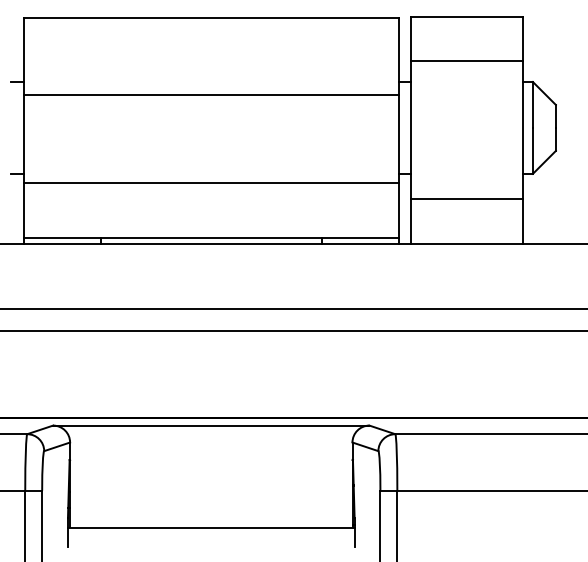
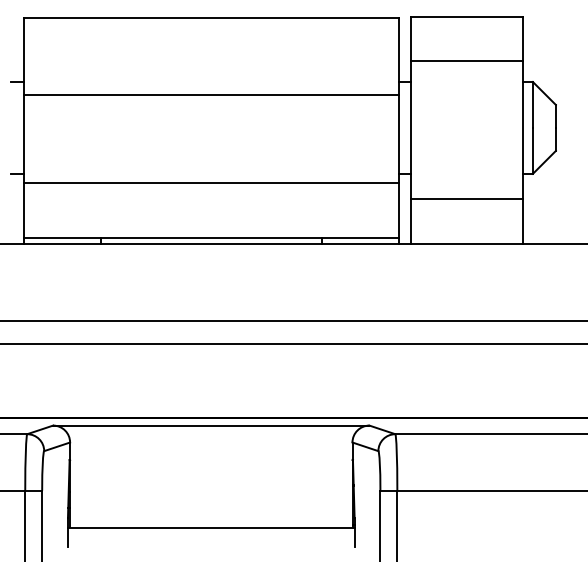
line position: (293, 309) -> (293, 321) (293, 321)
line position: (293, 330) -> (293, 343) (293, 343)
